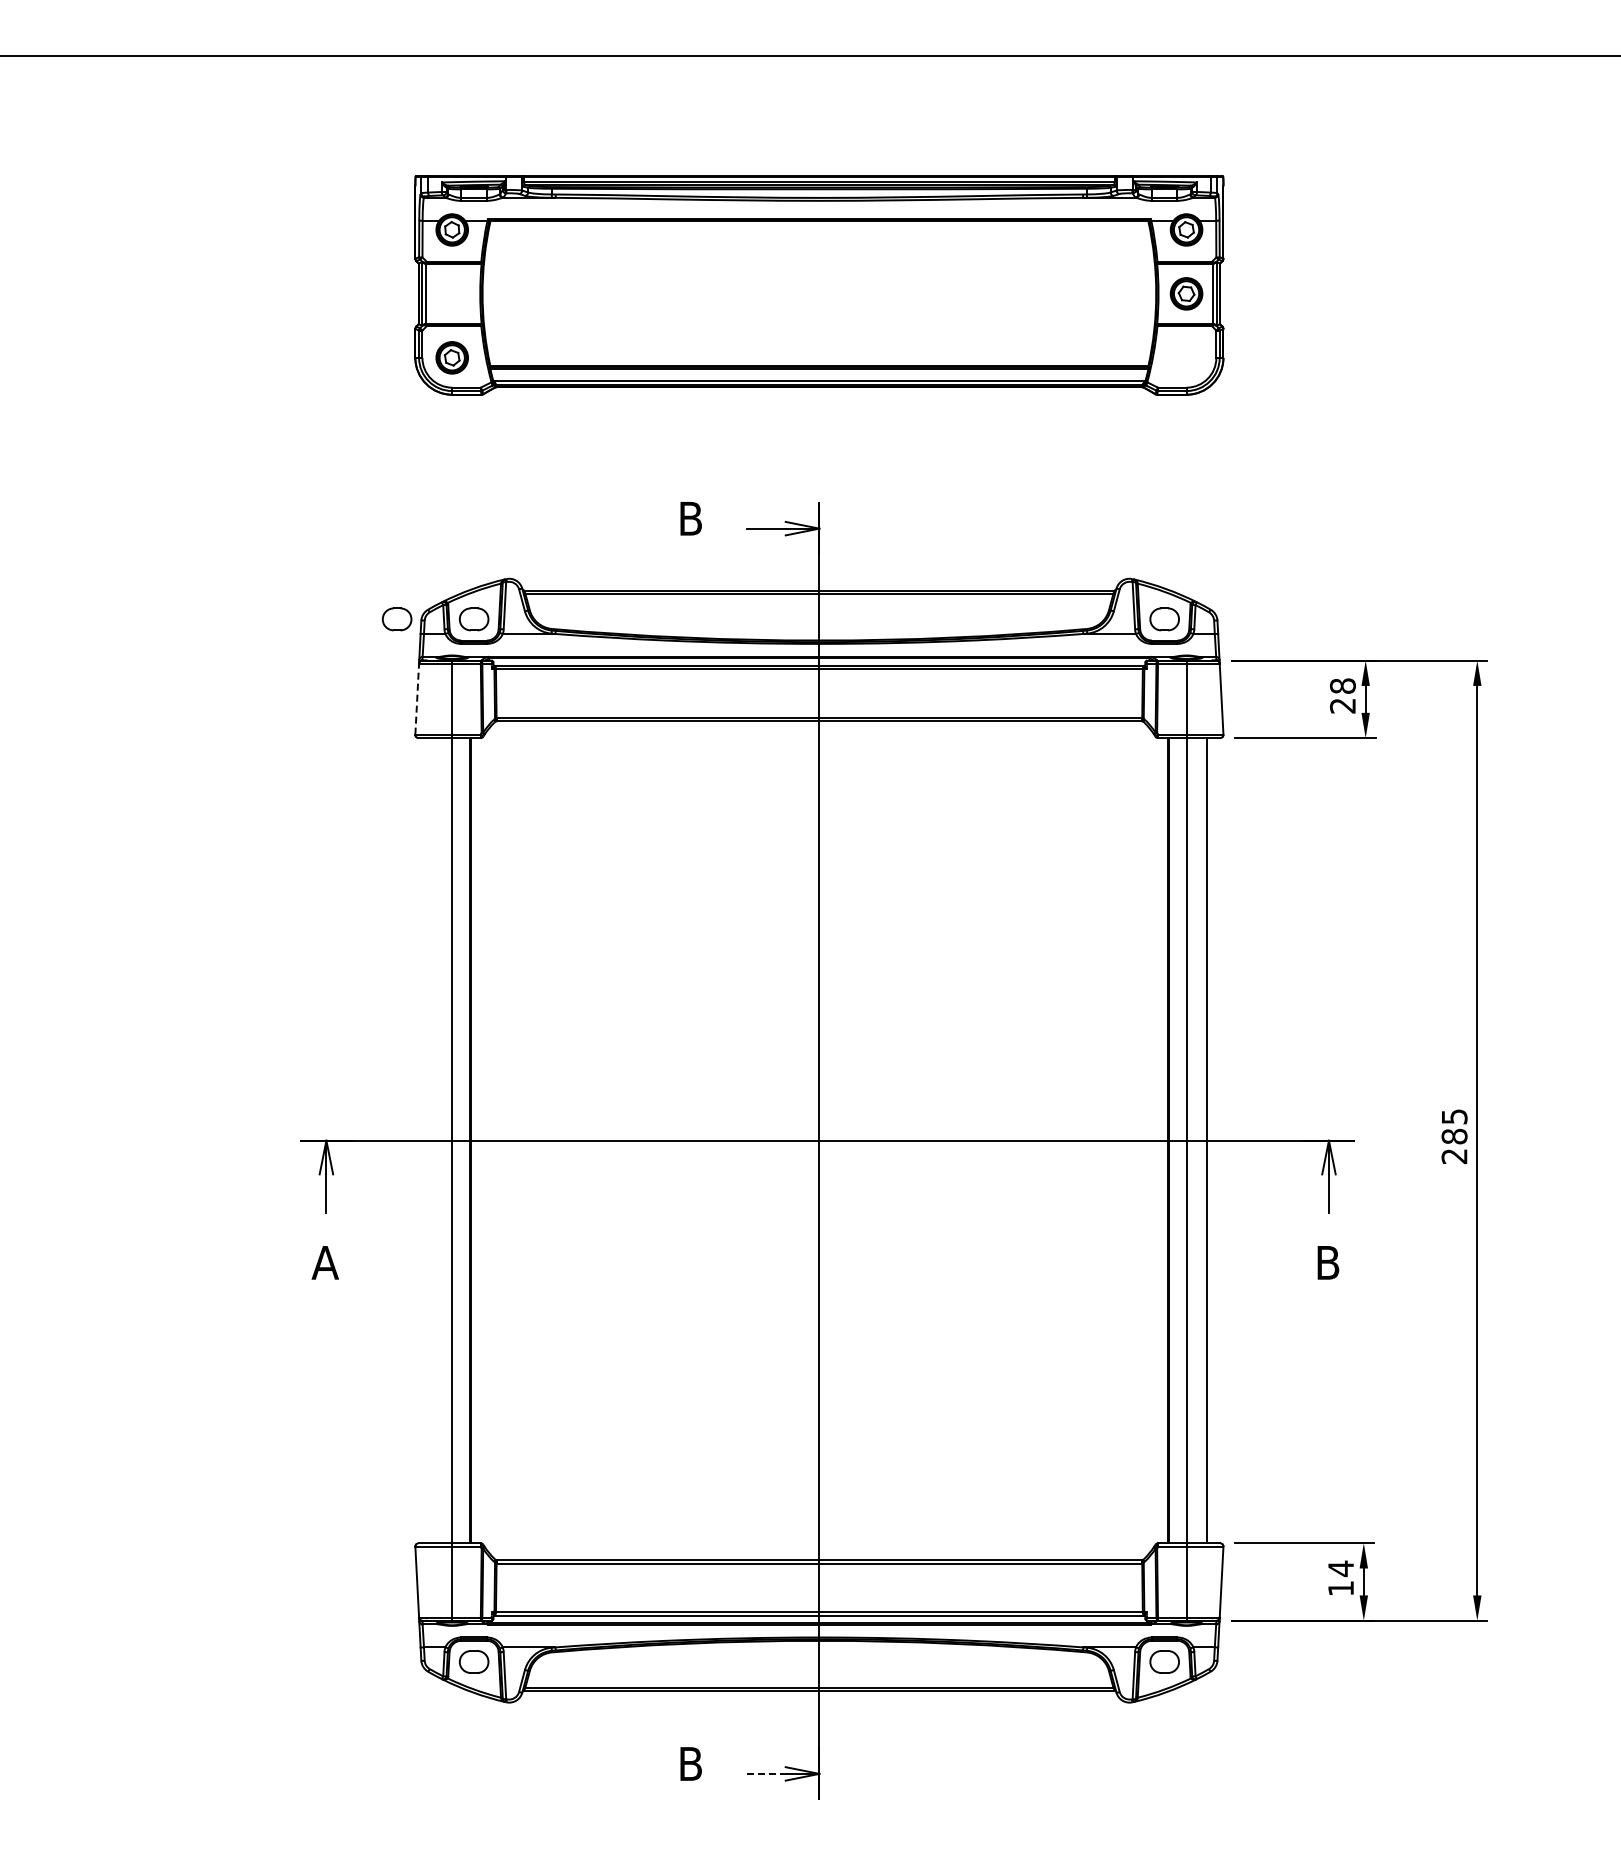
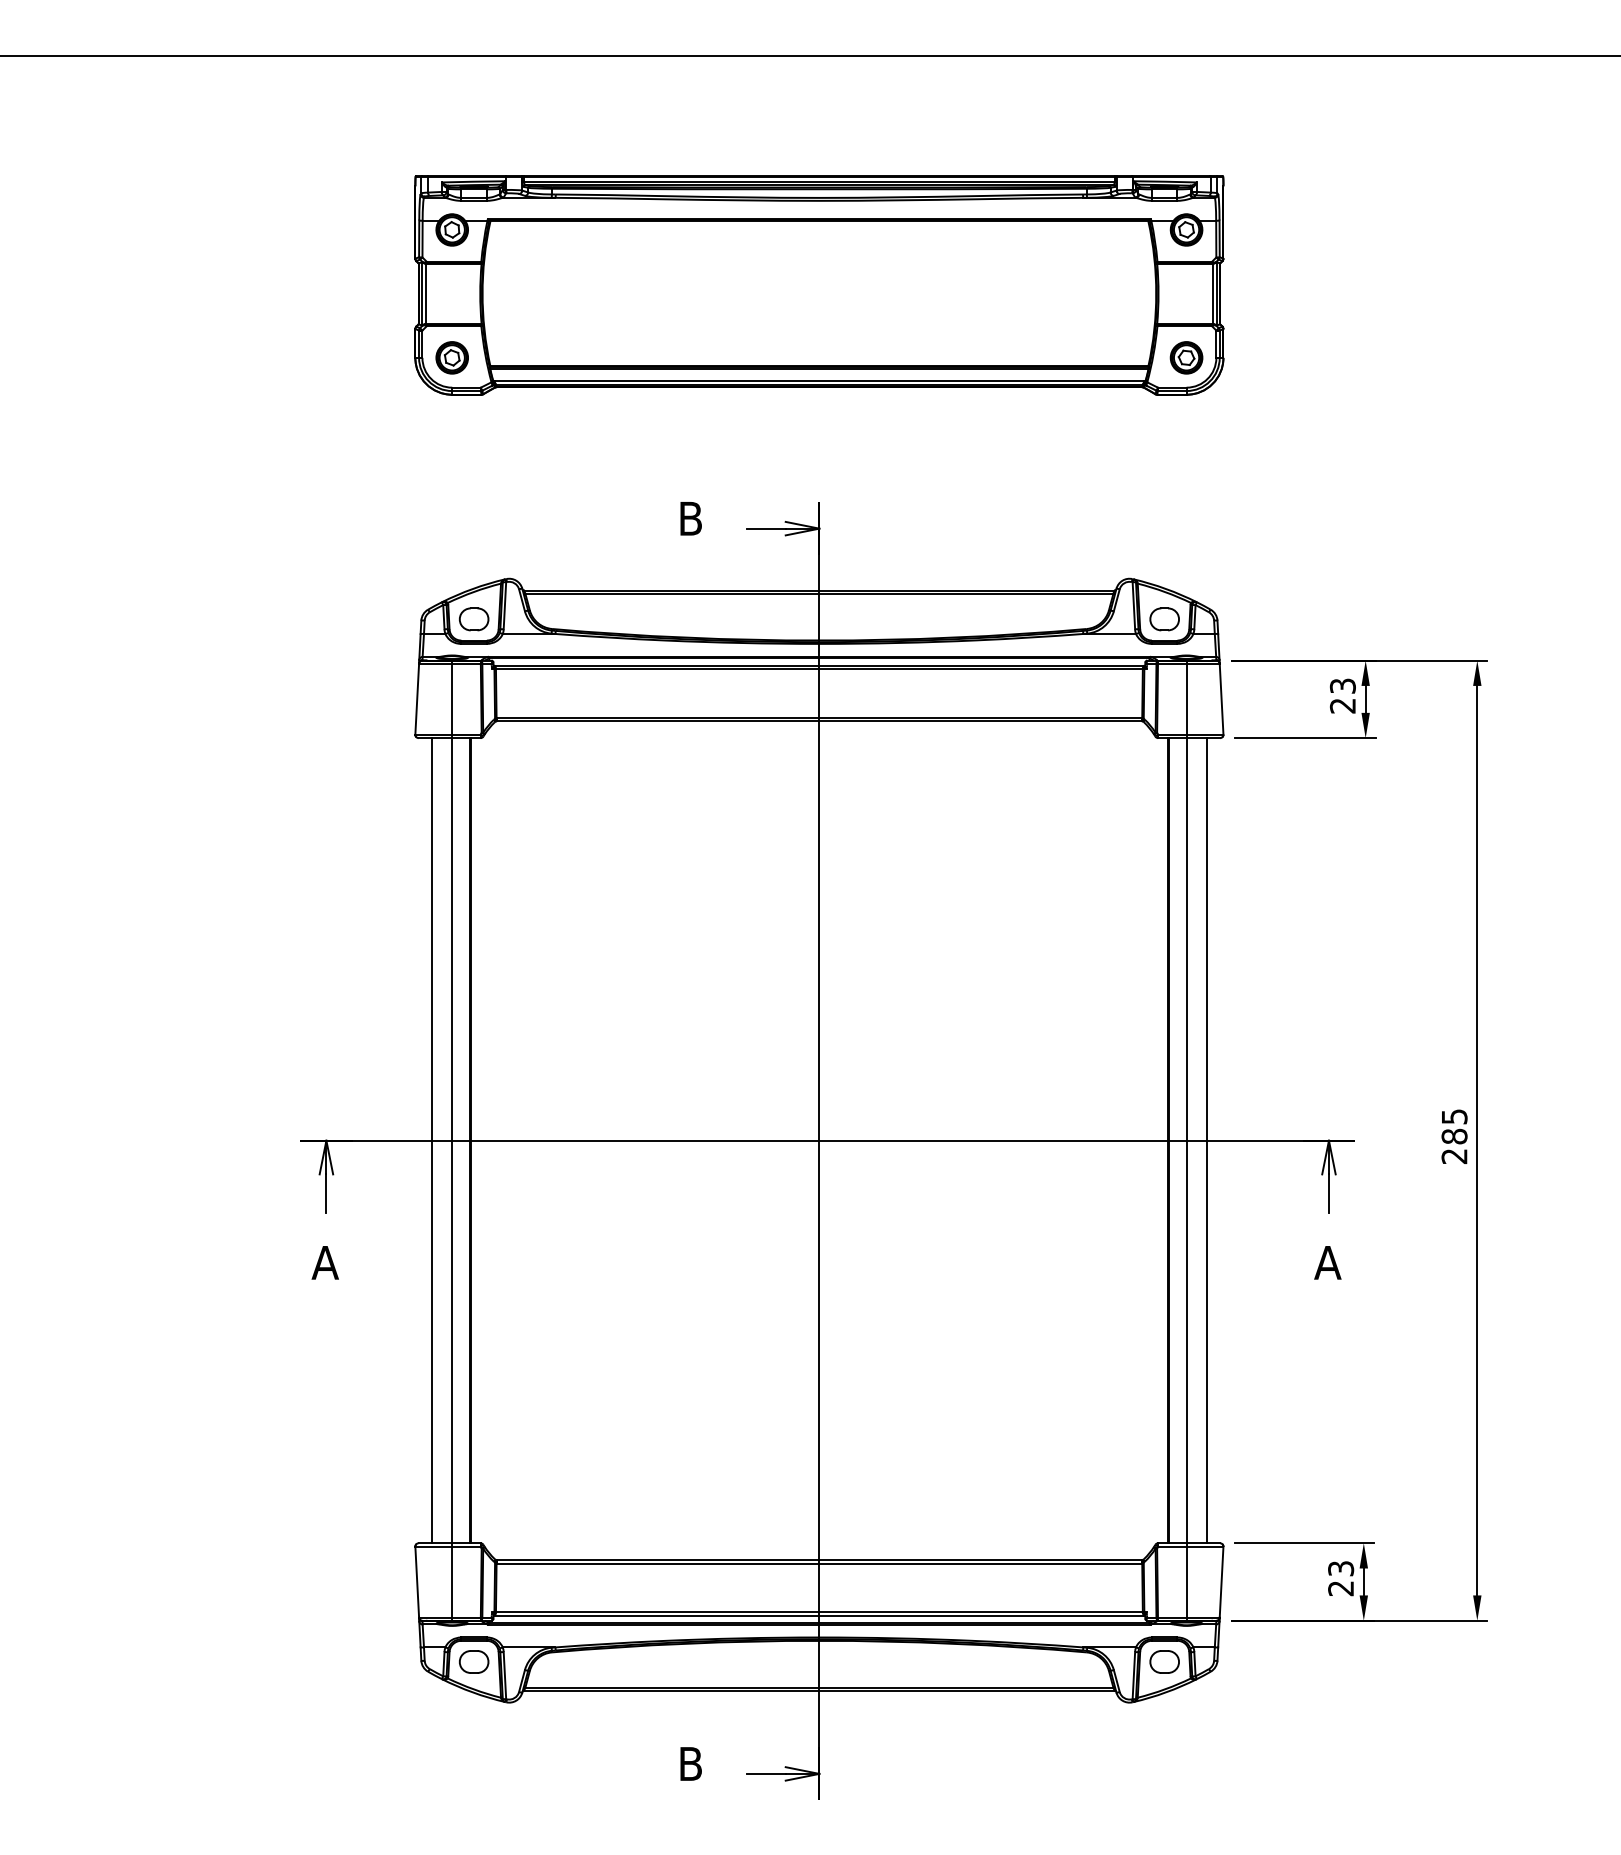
part position: (1186, 293) -> (1186, 357) (1186, 357)
part: present -> none (397, 619)
text: 28 -> 23 (1342, 685)
line: dashed -> solid (417, 698)
line: none -> present (432, 1140)
text: B -> A (1327, 1262)
text: 14 -> 23 (1341, 1578)
line: dashed -> solid (767, 1773)
